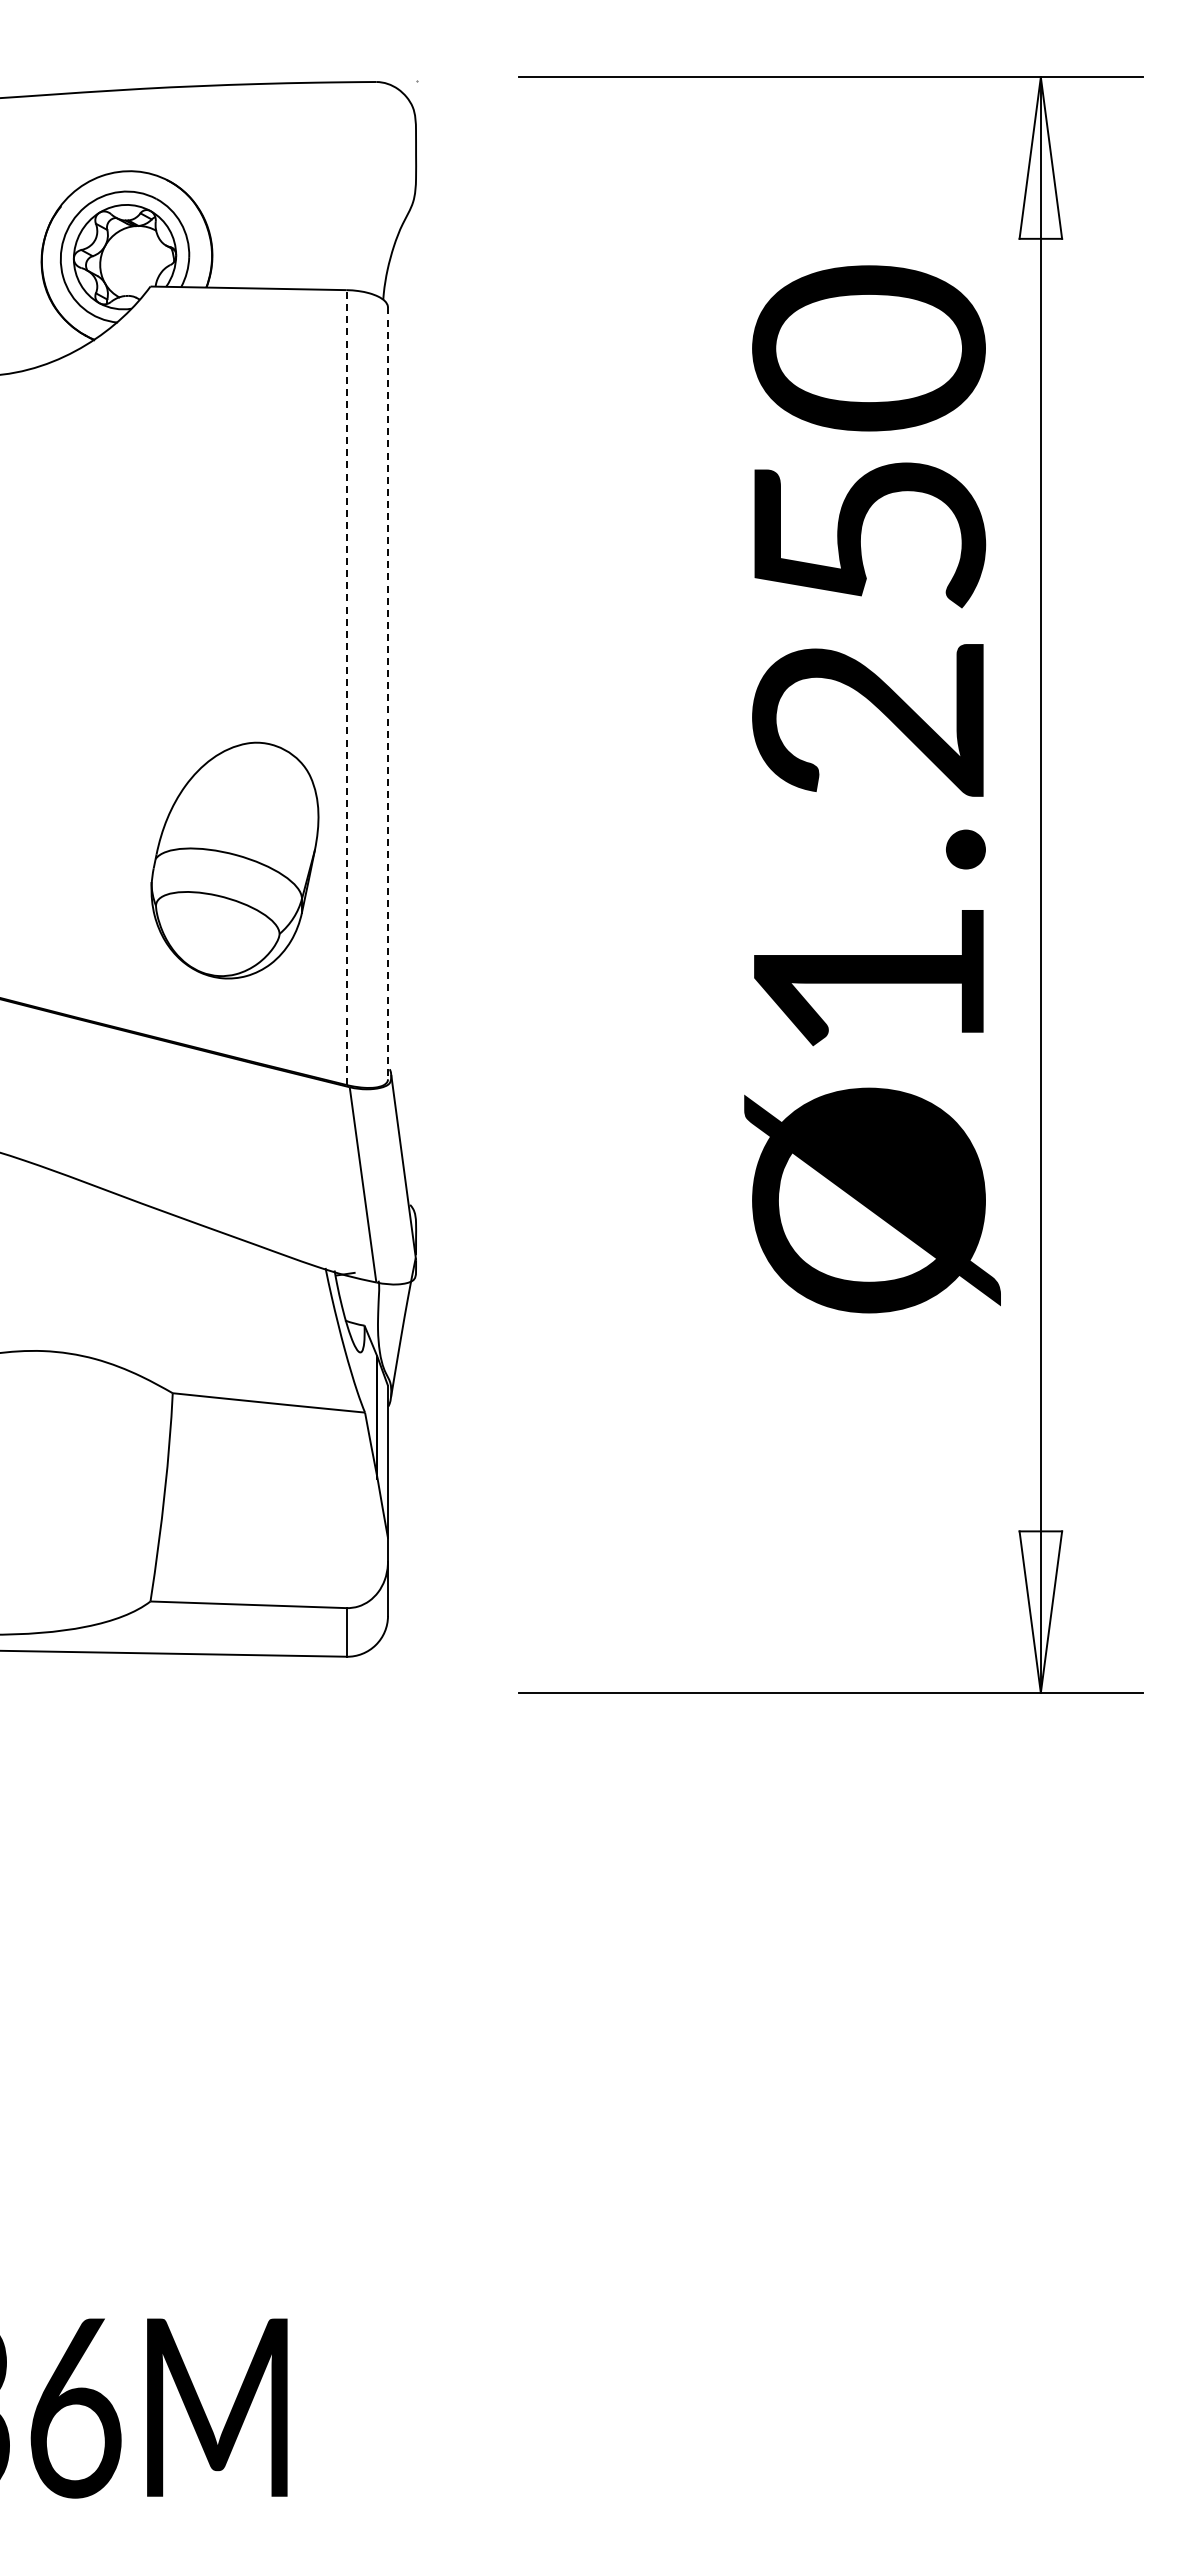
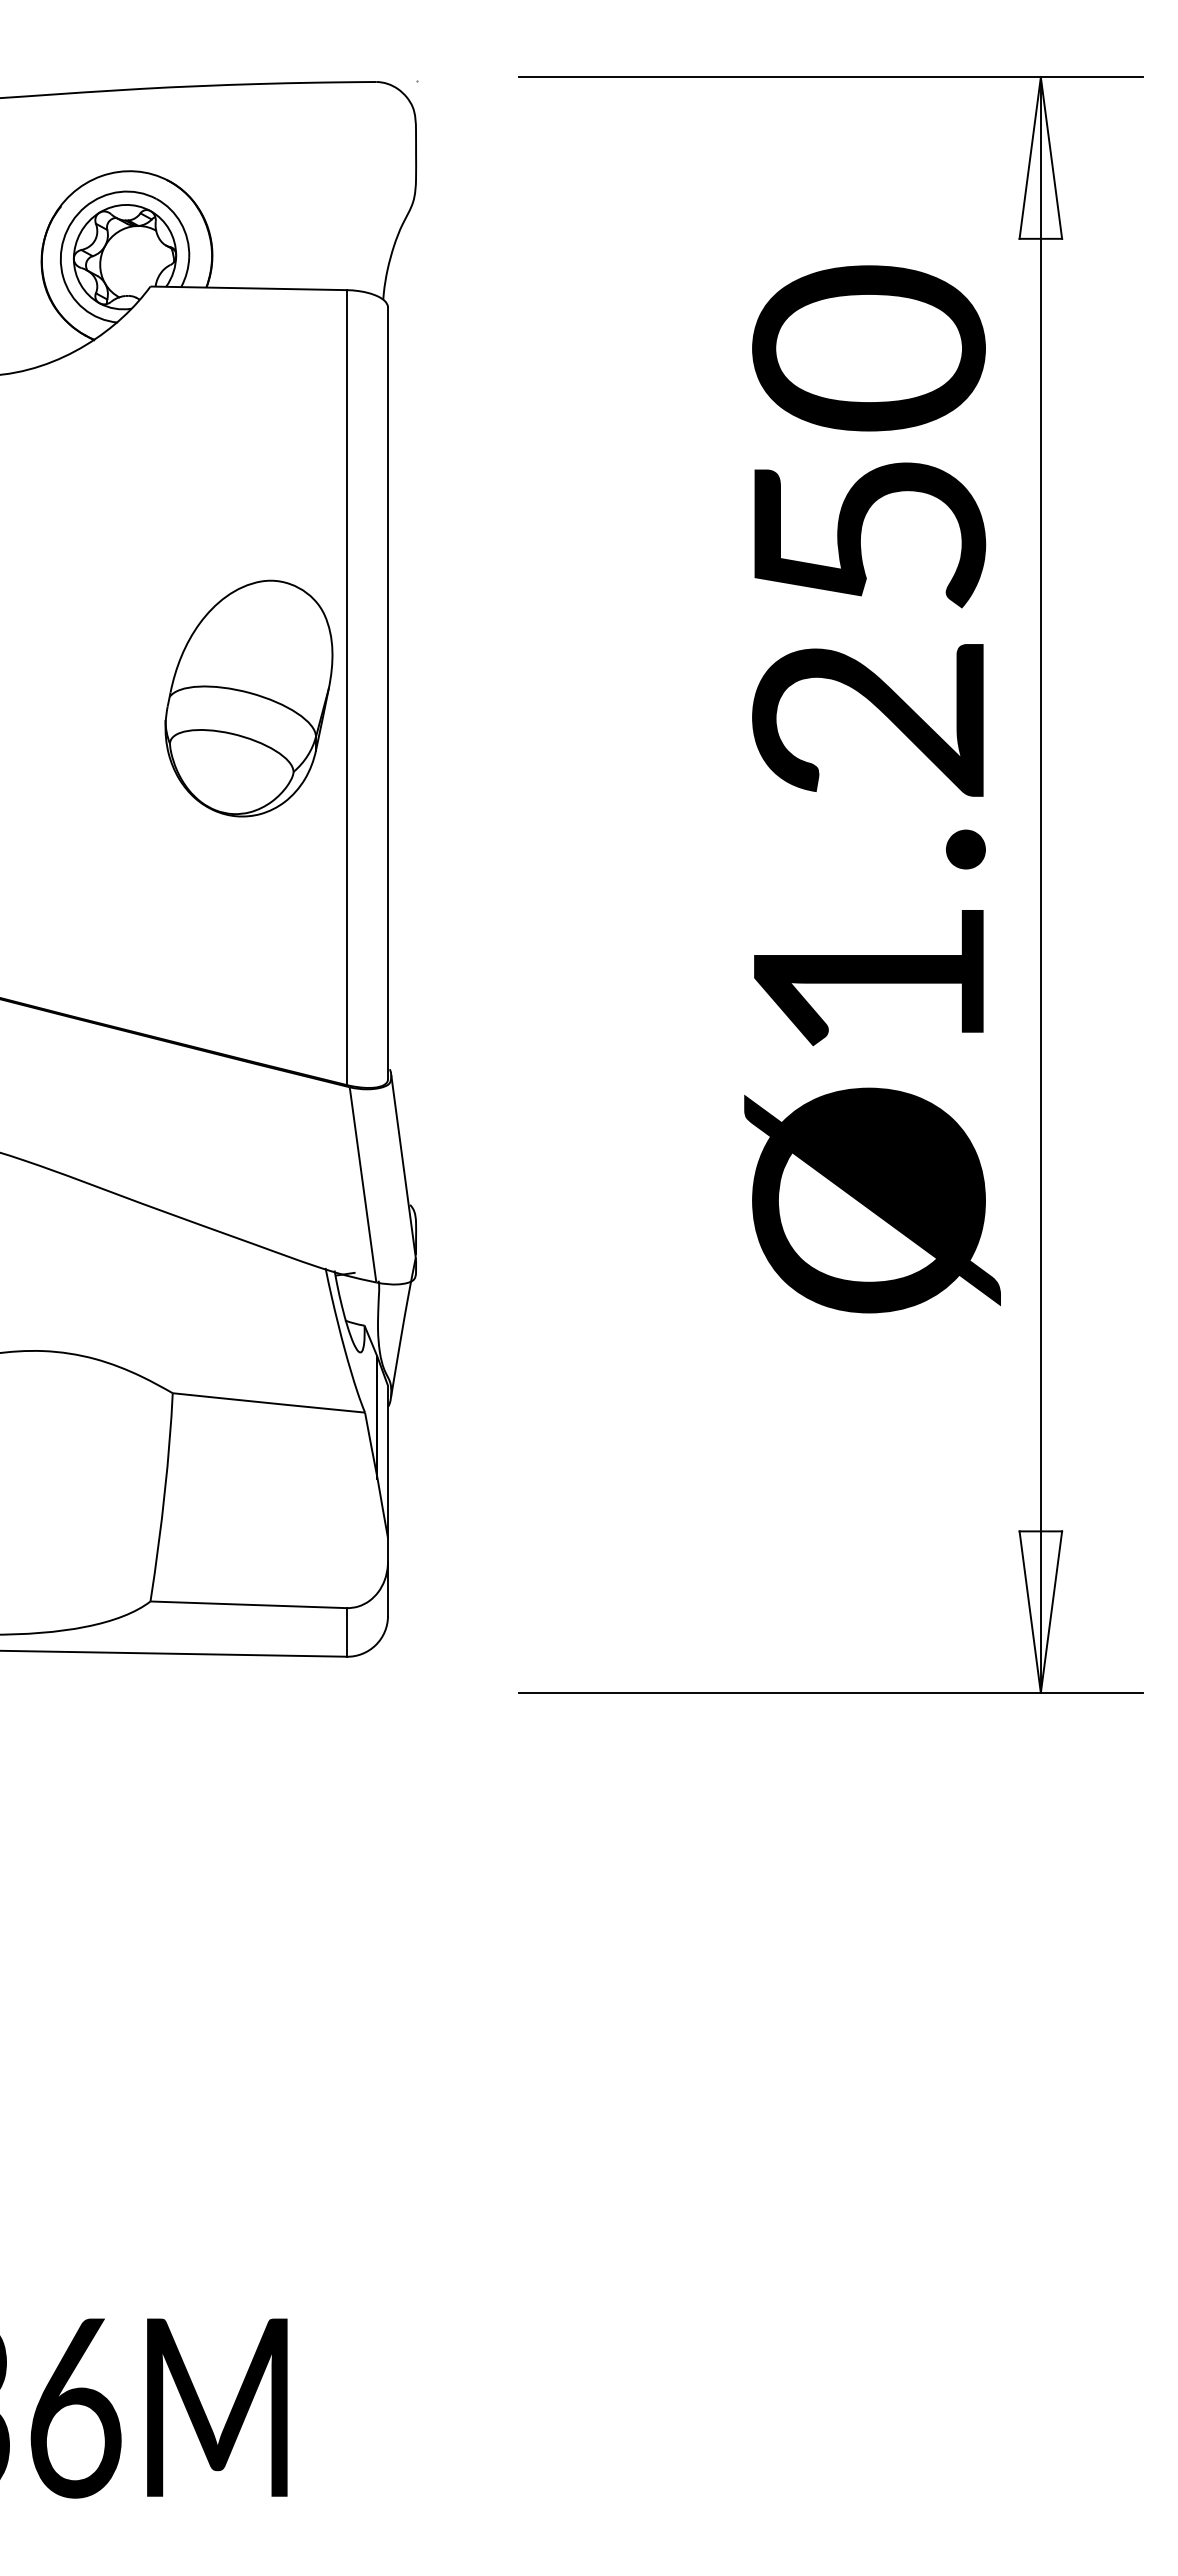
line: dashed -> solid (346, 687)
line: dashed -> solid (388, 693)
part position: (234, 860) -> (248, 698) (248, 698)
